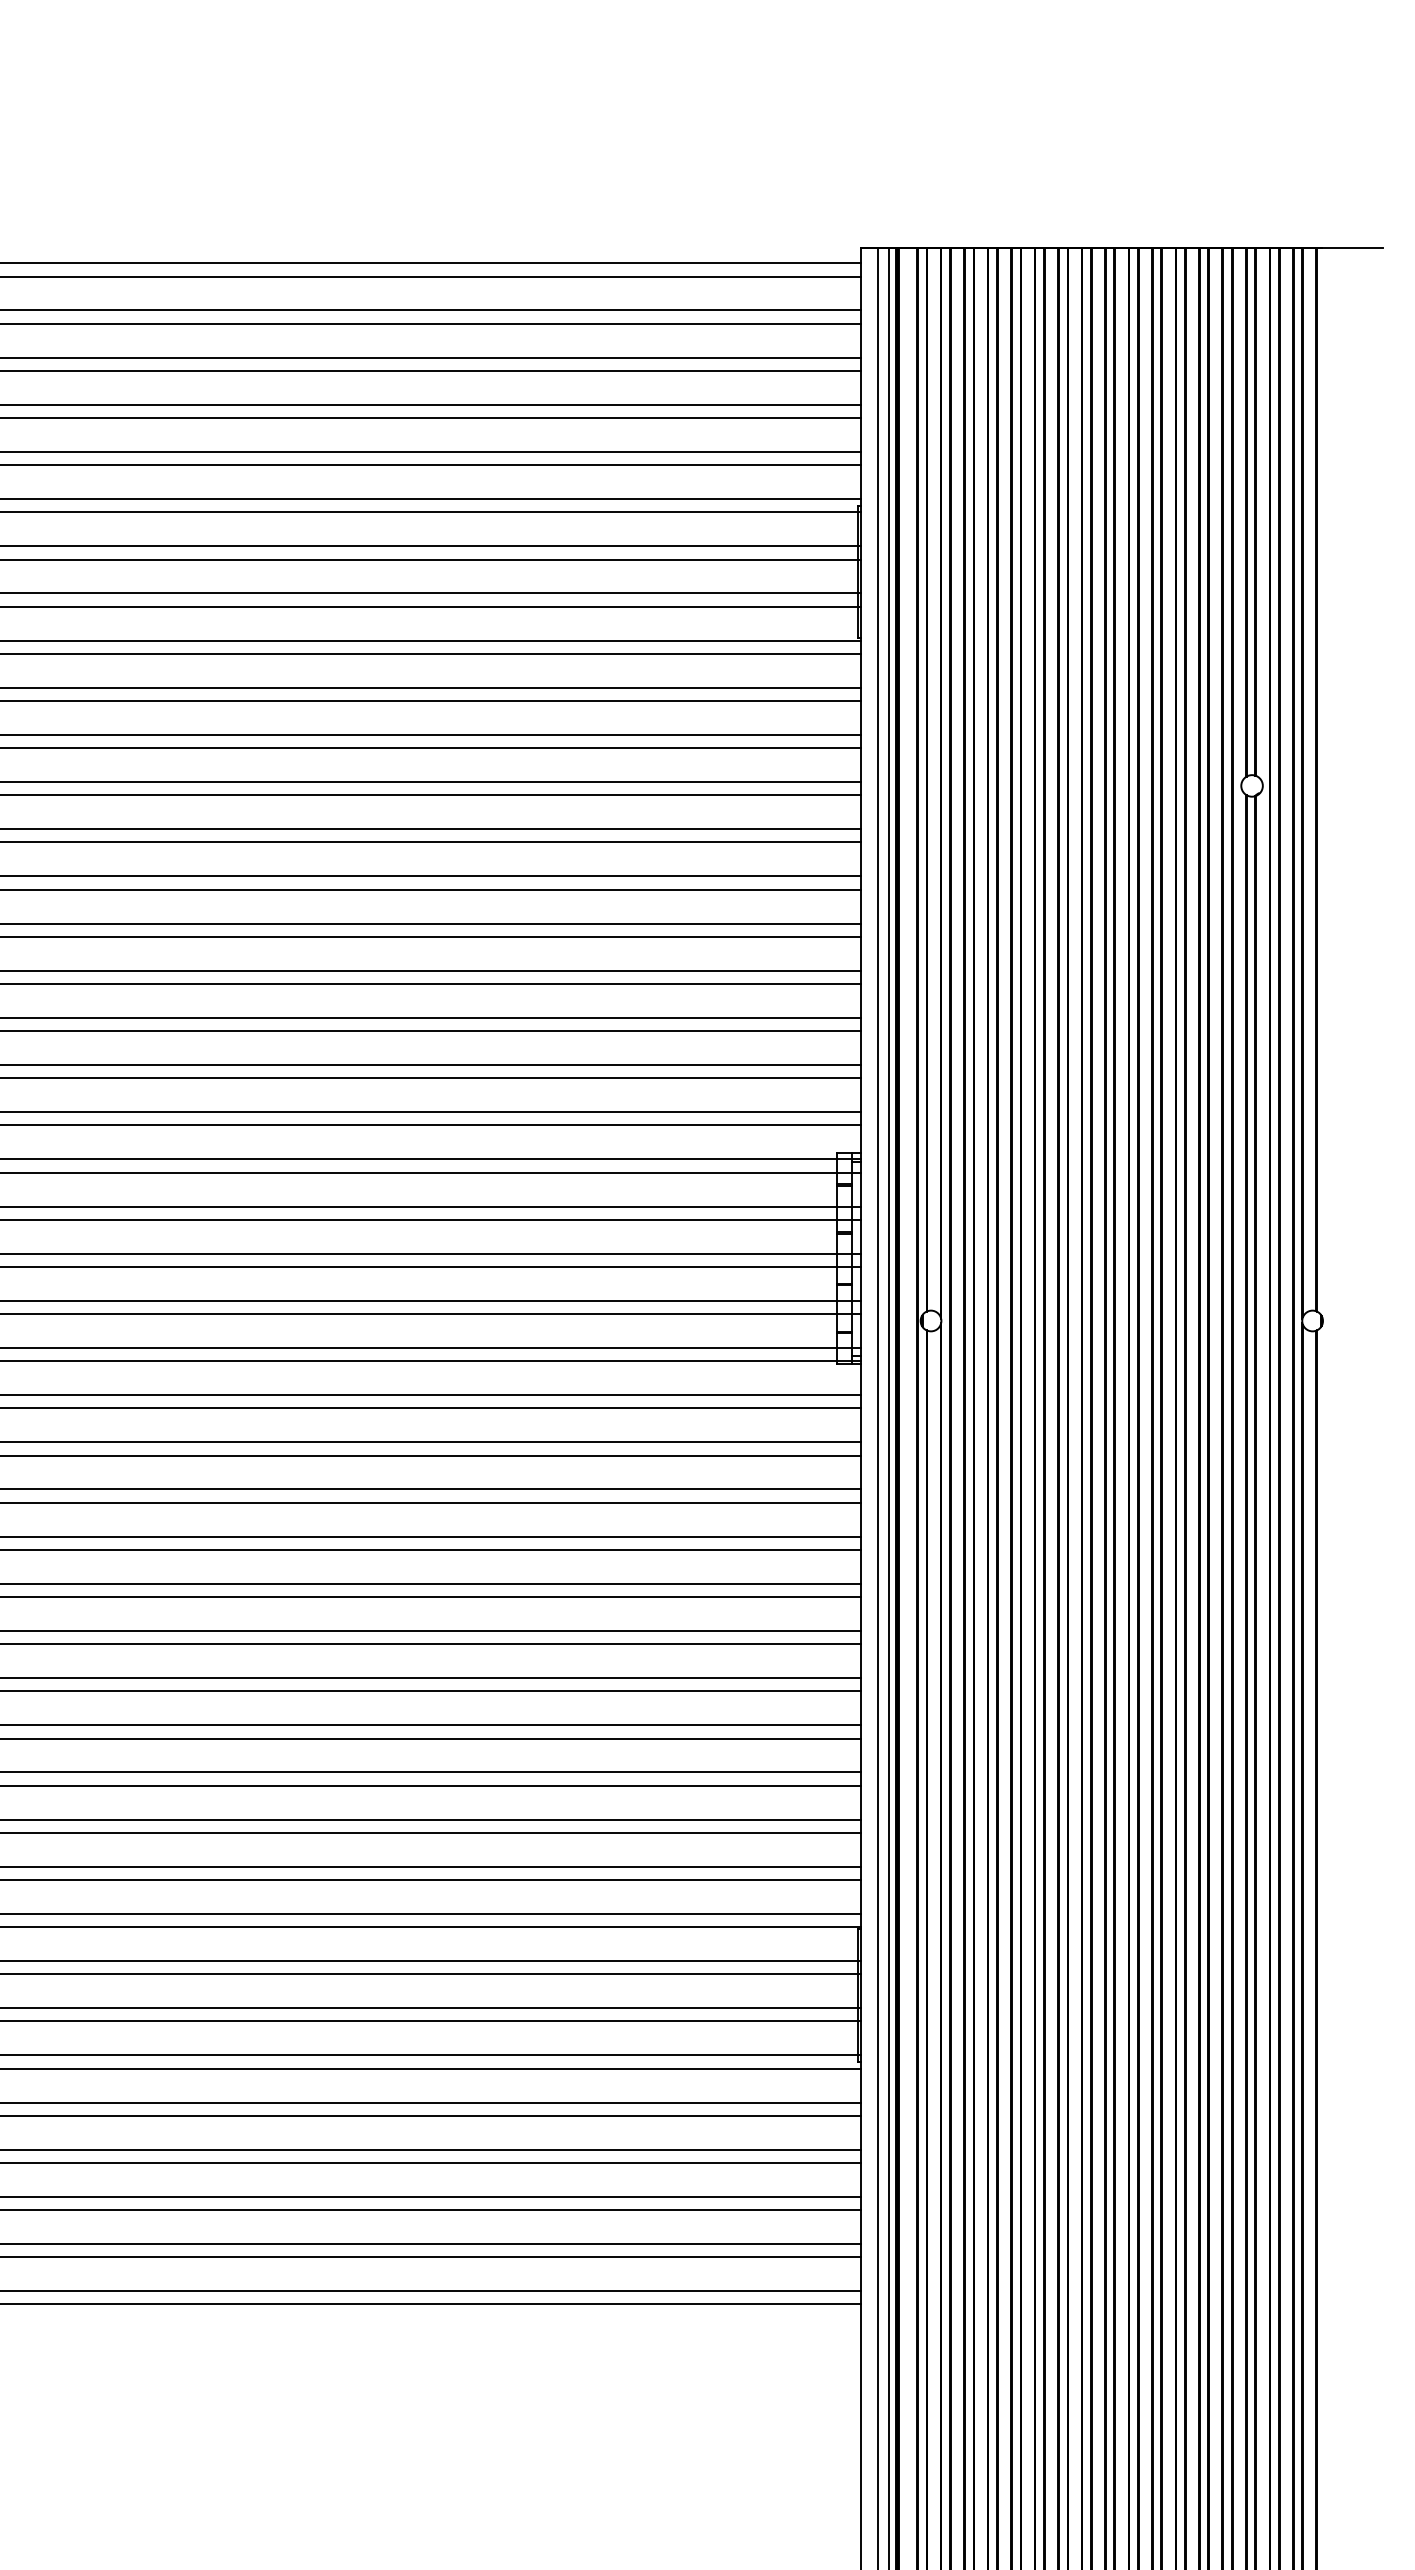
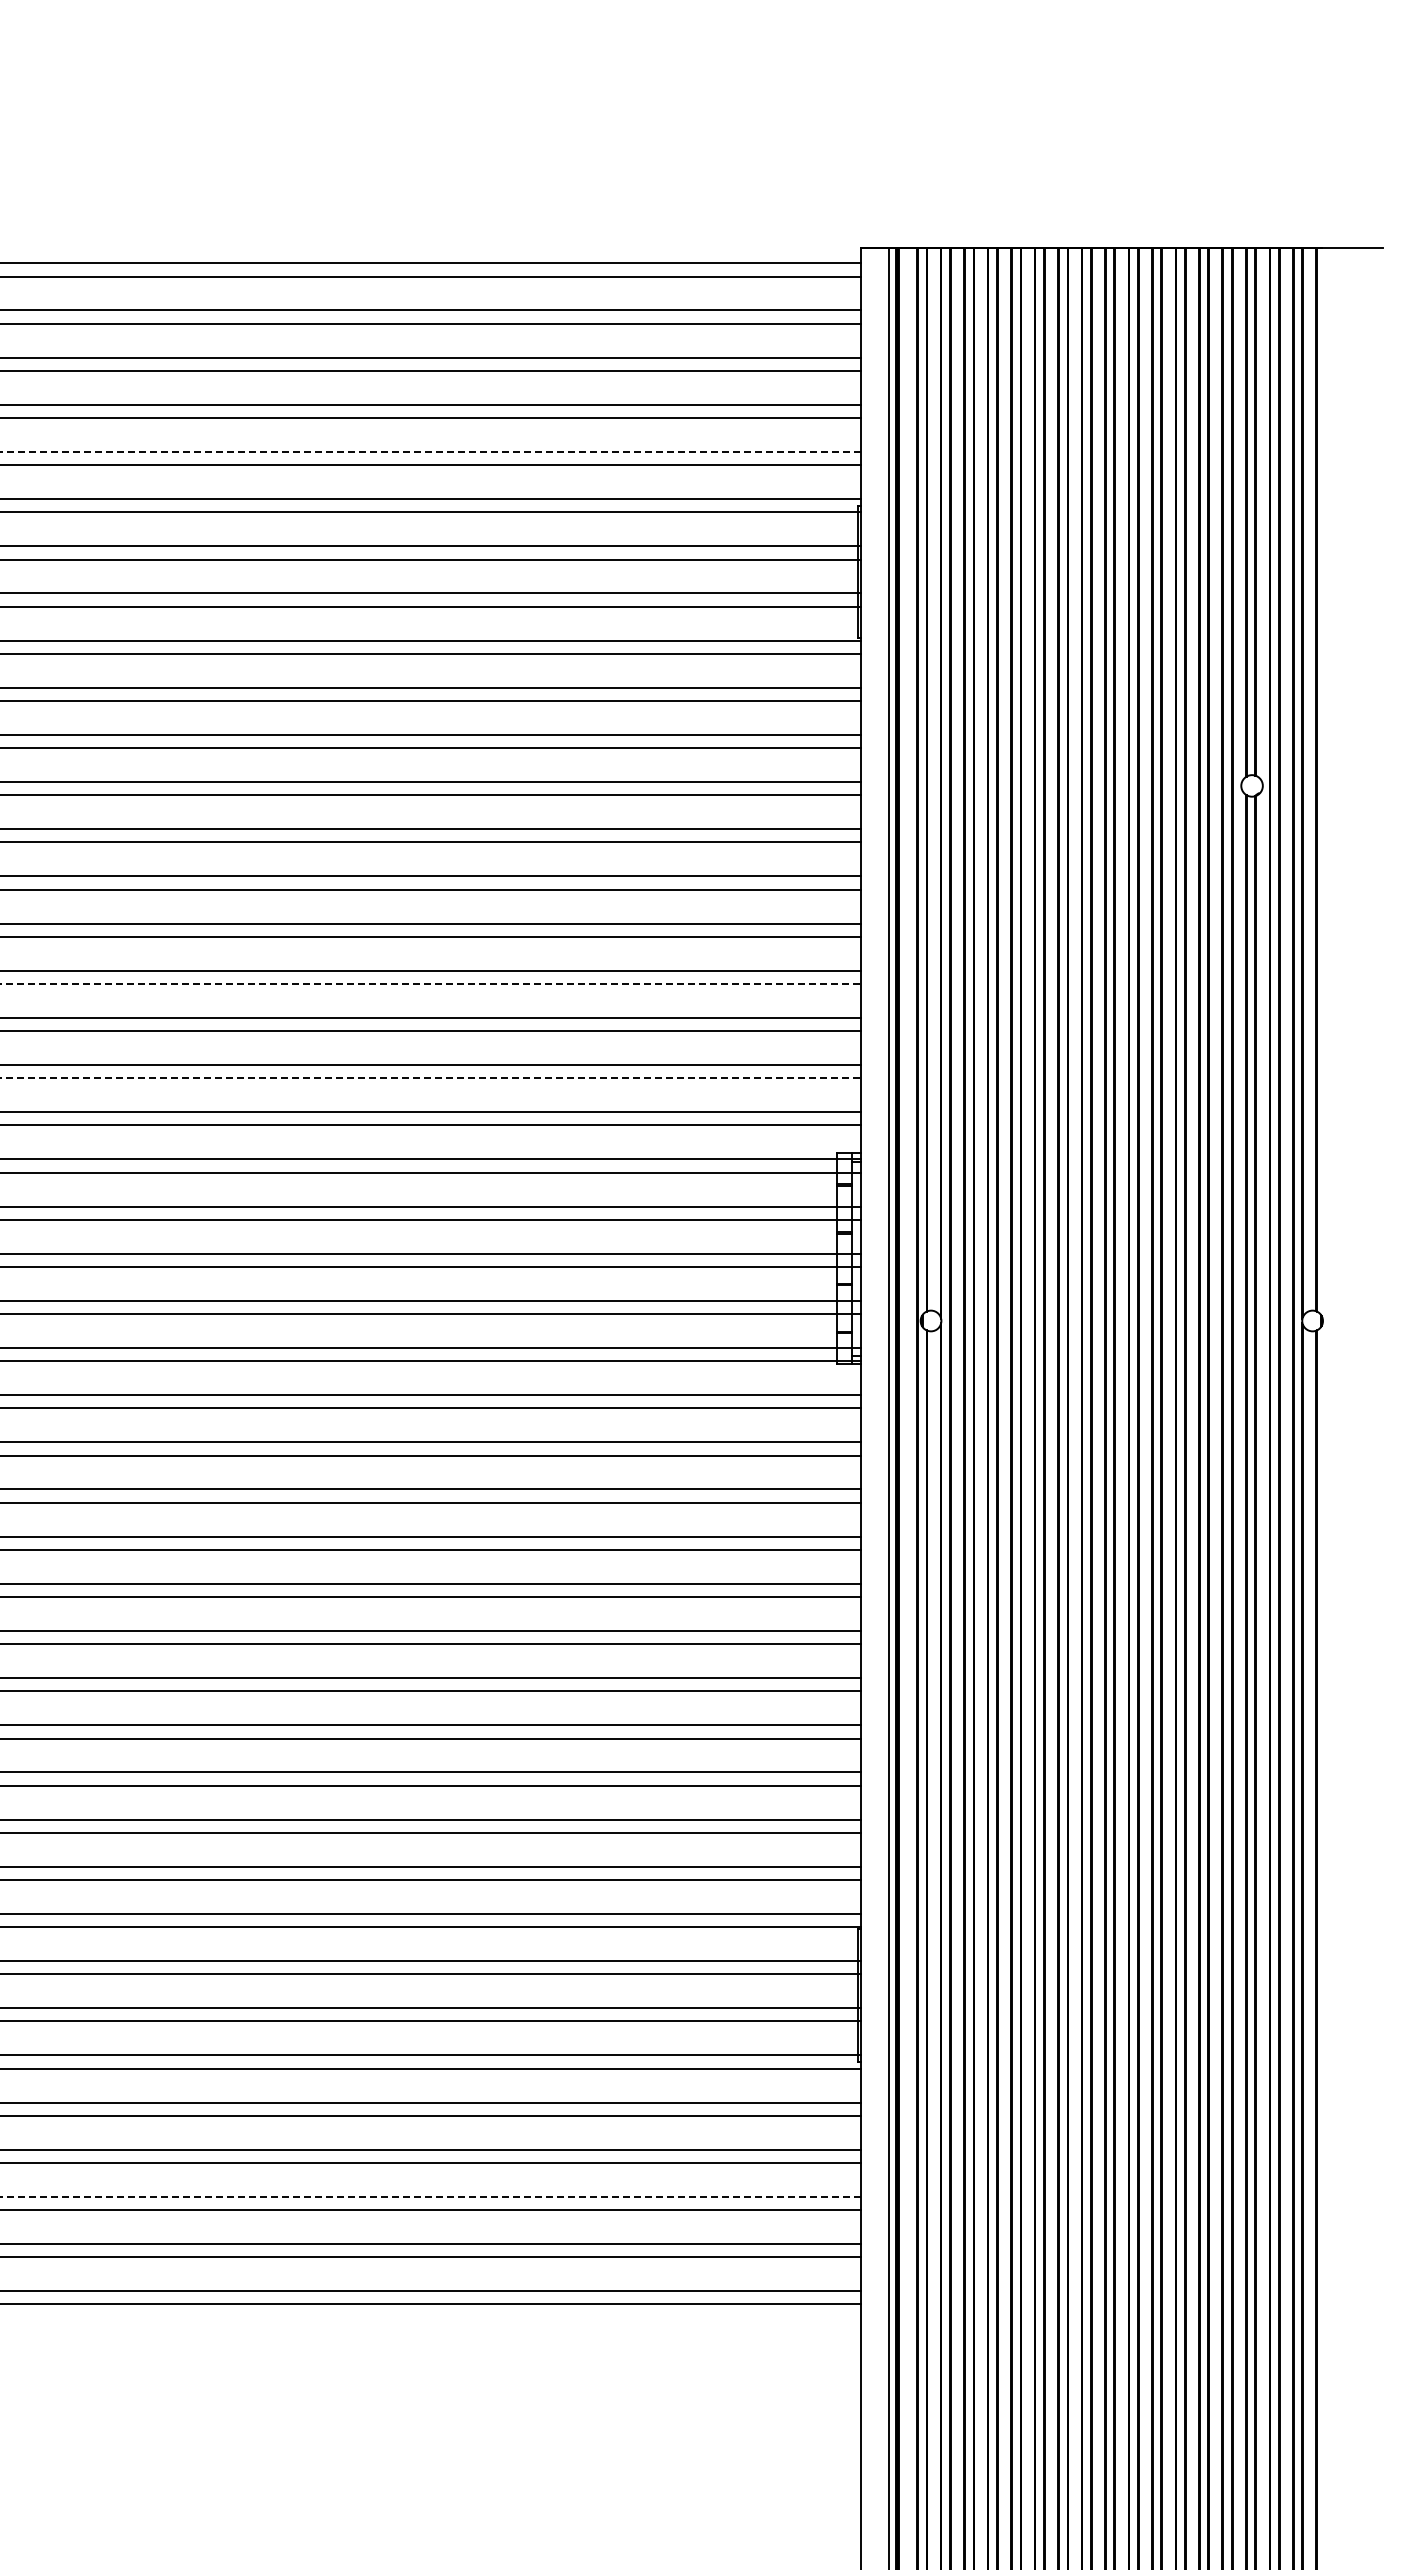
line: solid -> dashed (430, 451)
line: solid -> dashed (430, 983)
line: solid -> dashed (430, 1078)
line: present -> none (878, 1407)
line: solid -> dashed (430, 2196)
